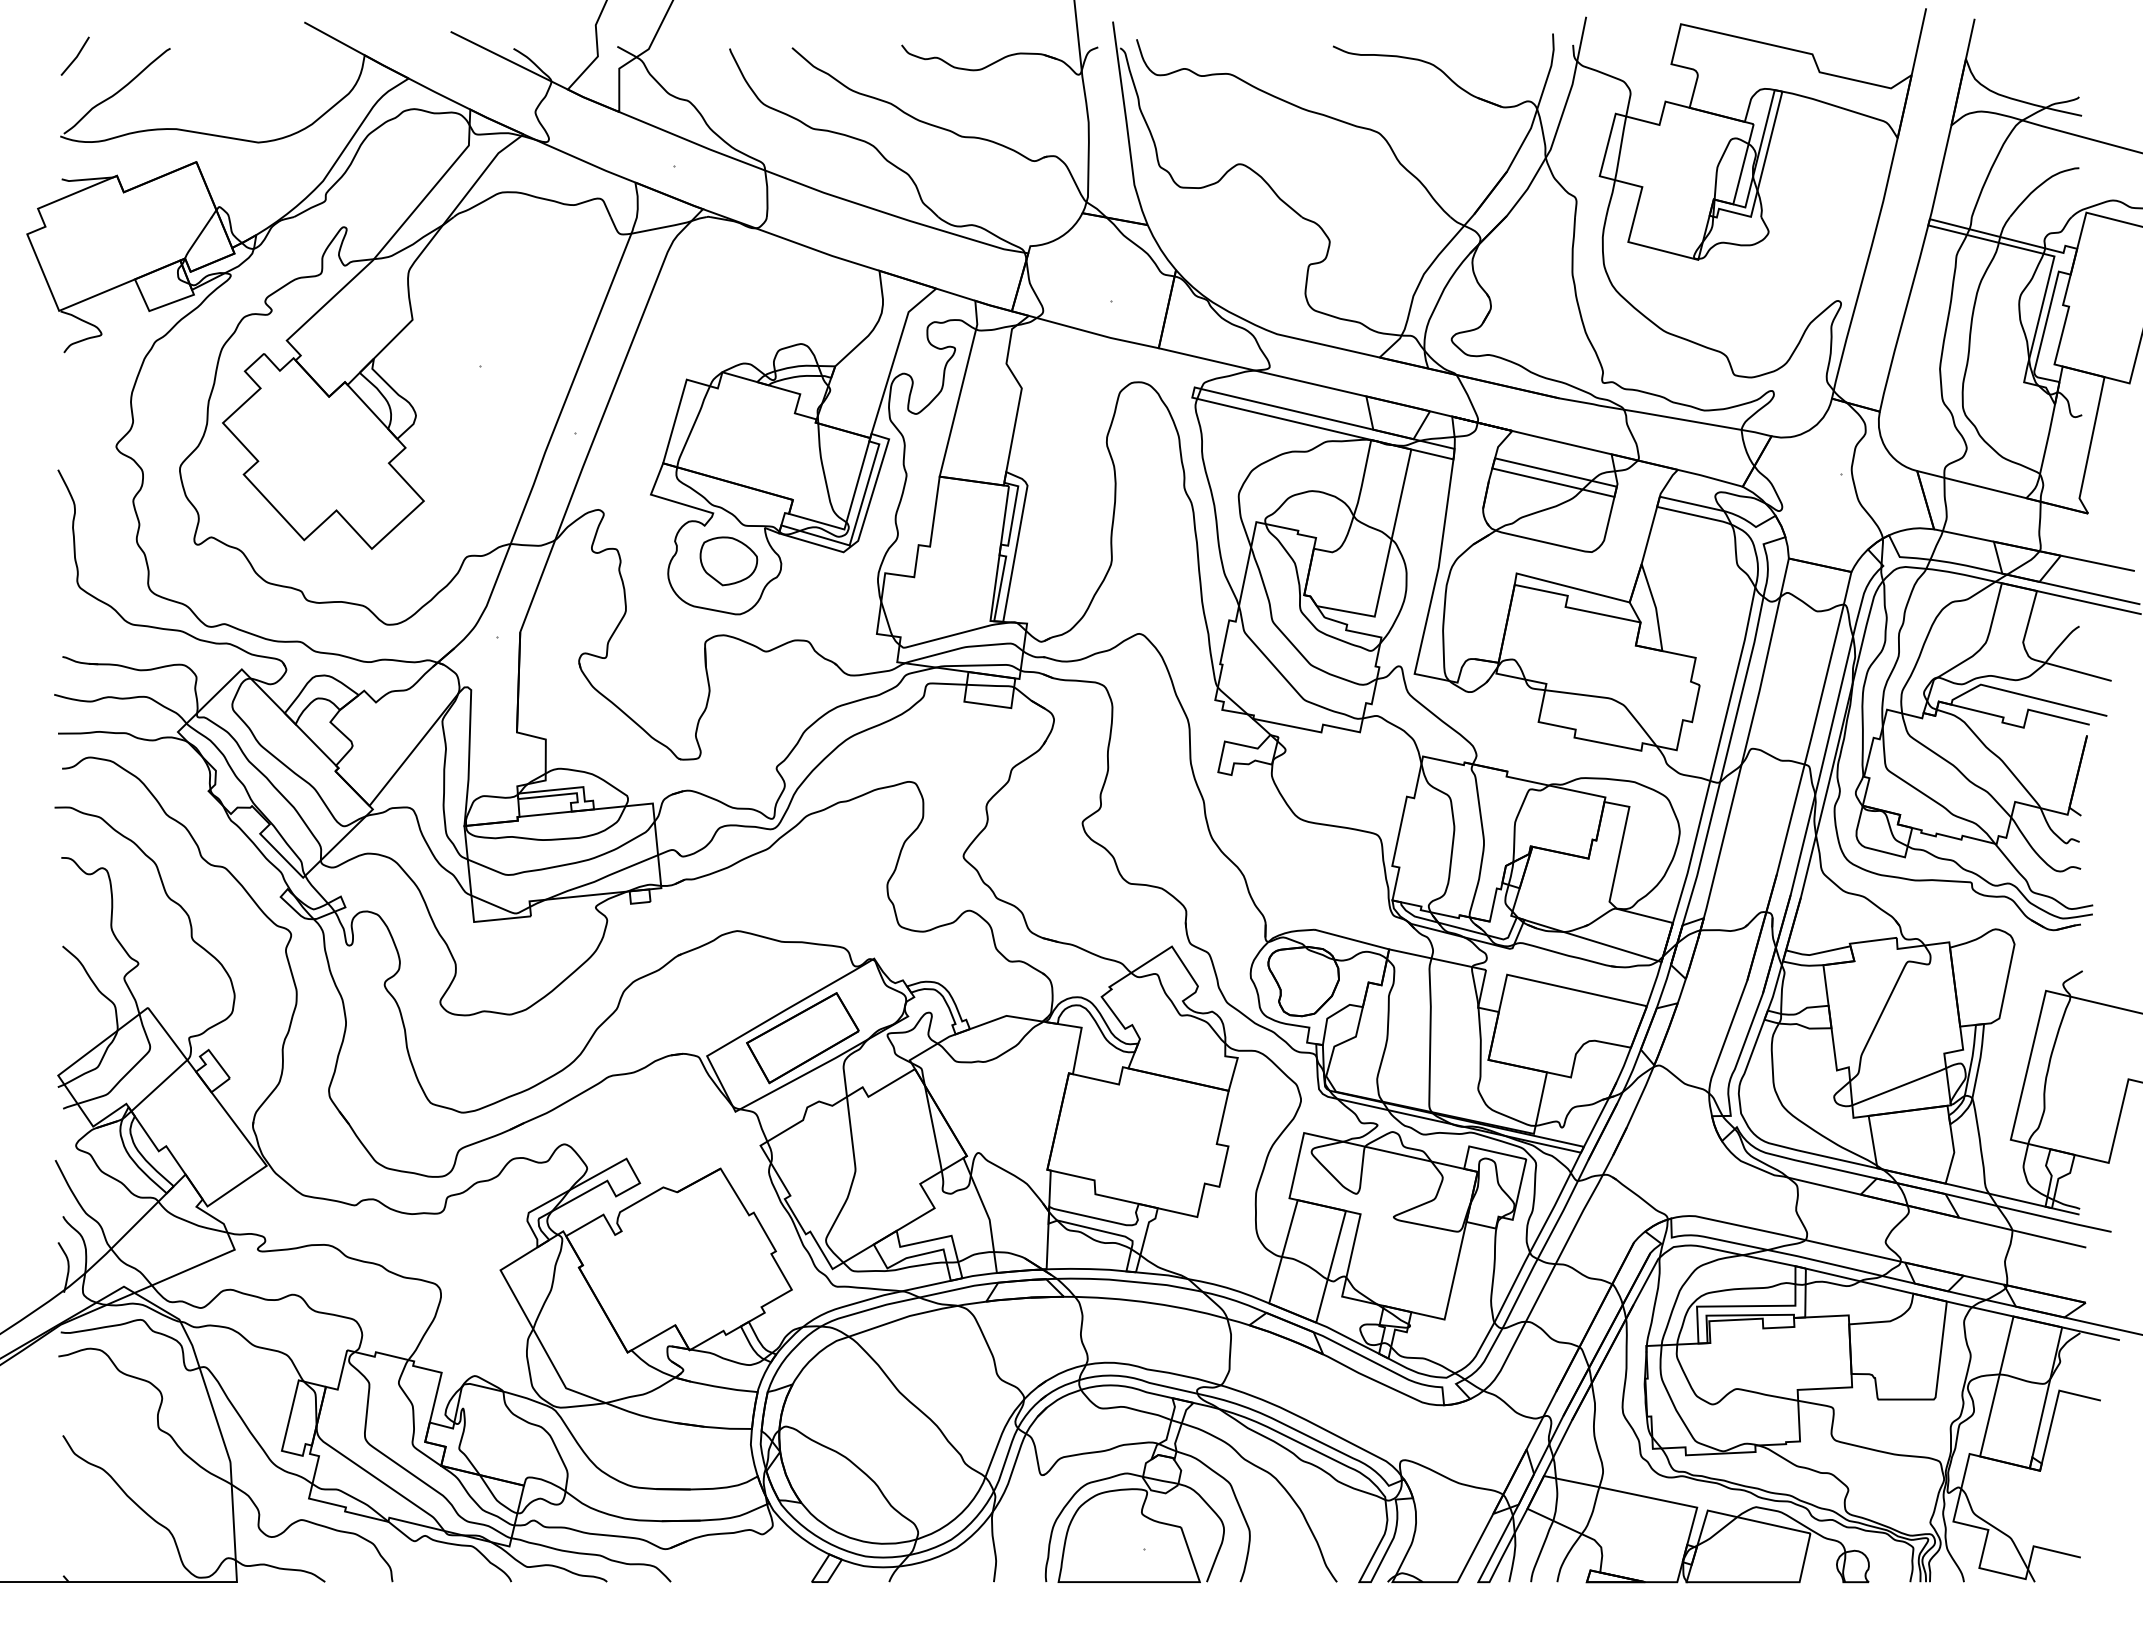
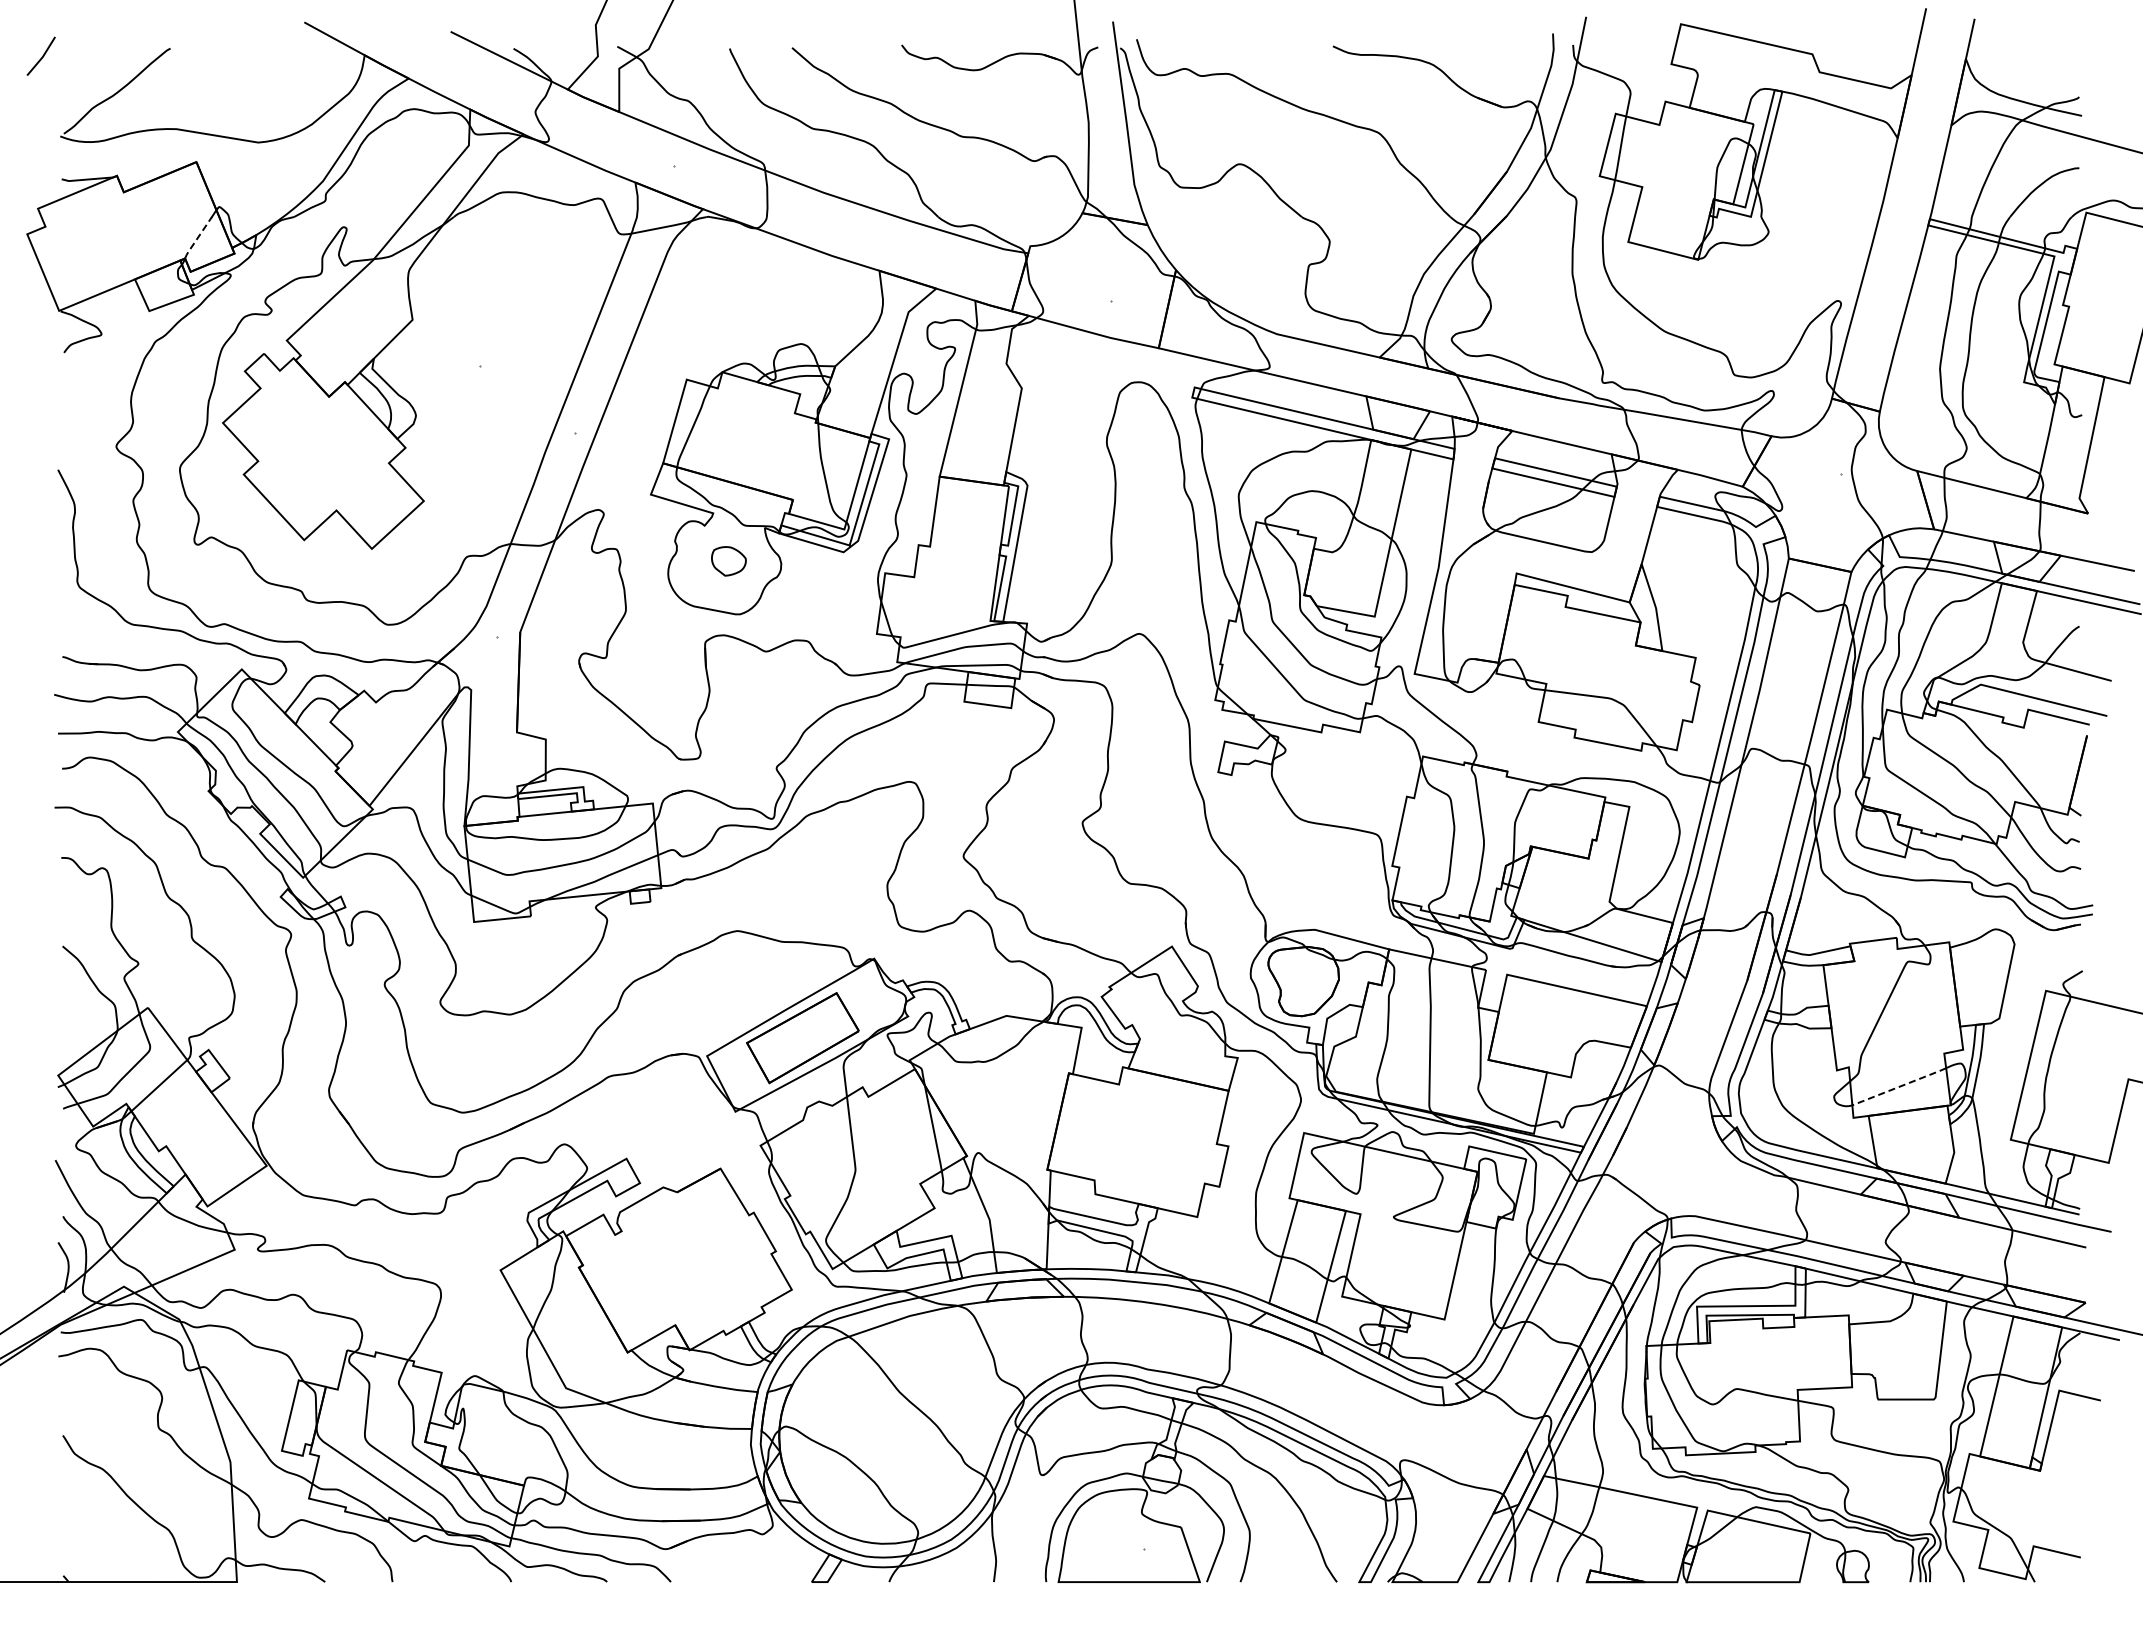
line position: (76, 55) -> (42, 55) (42, 55)
line: solid -> dashed (197, 238)
part size: 60x51 px -> 36x31 px (728, 561)
line: solid -> dashed (1899, 1086)
